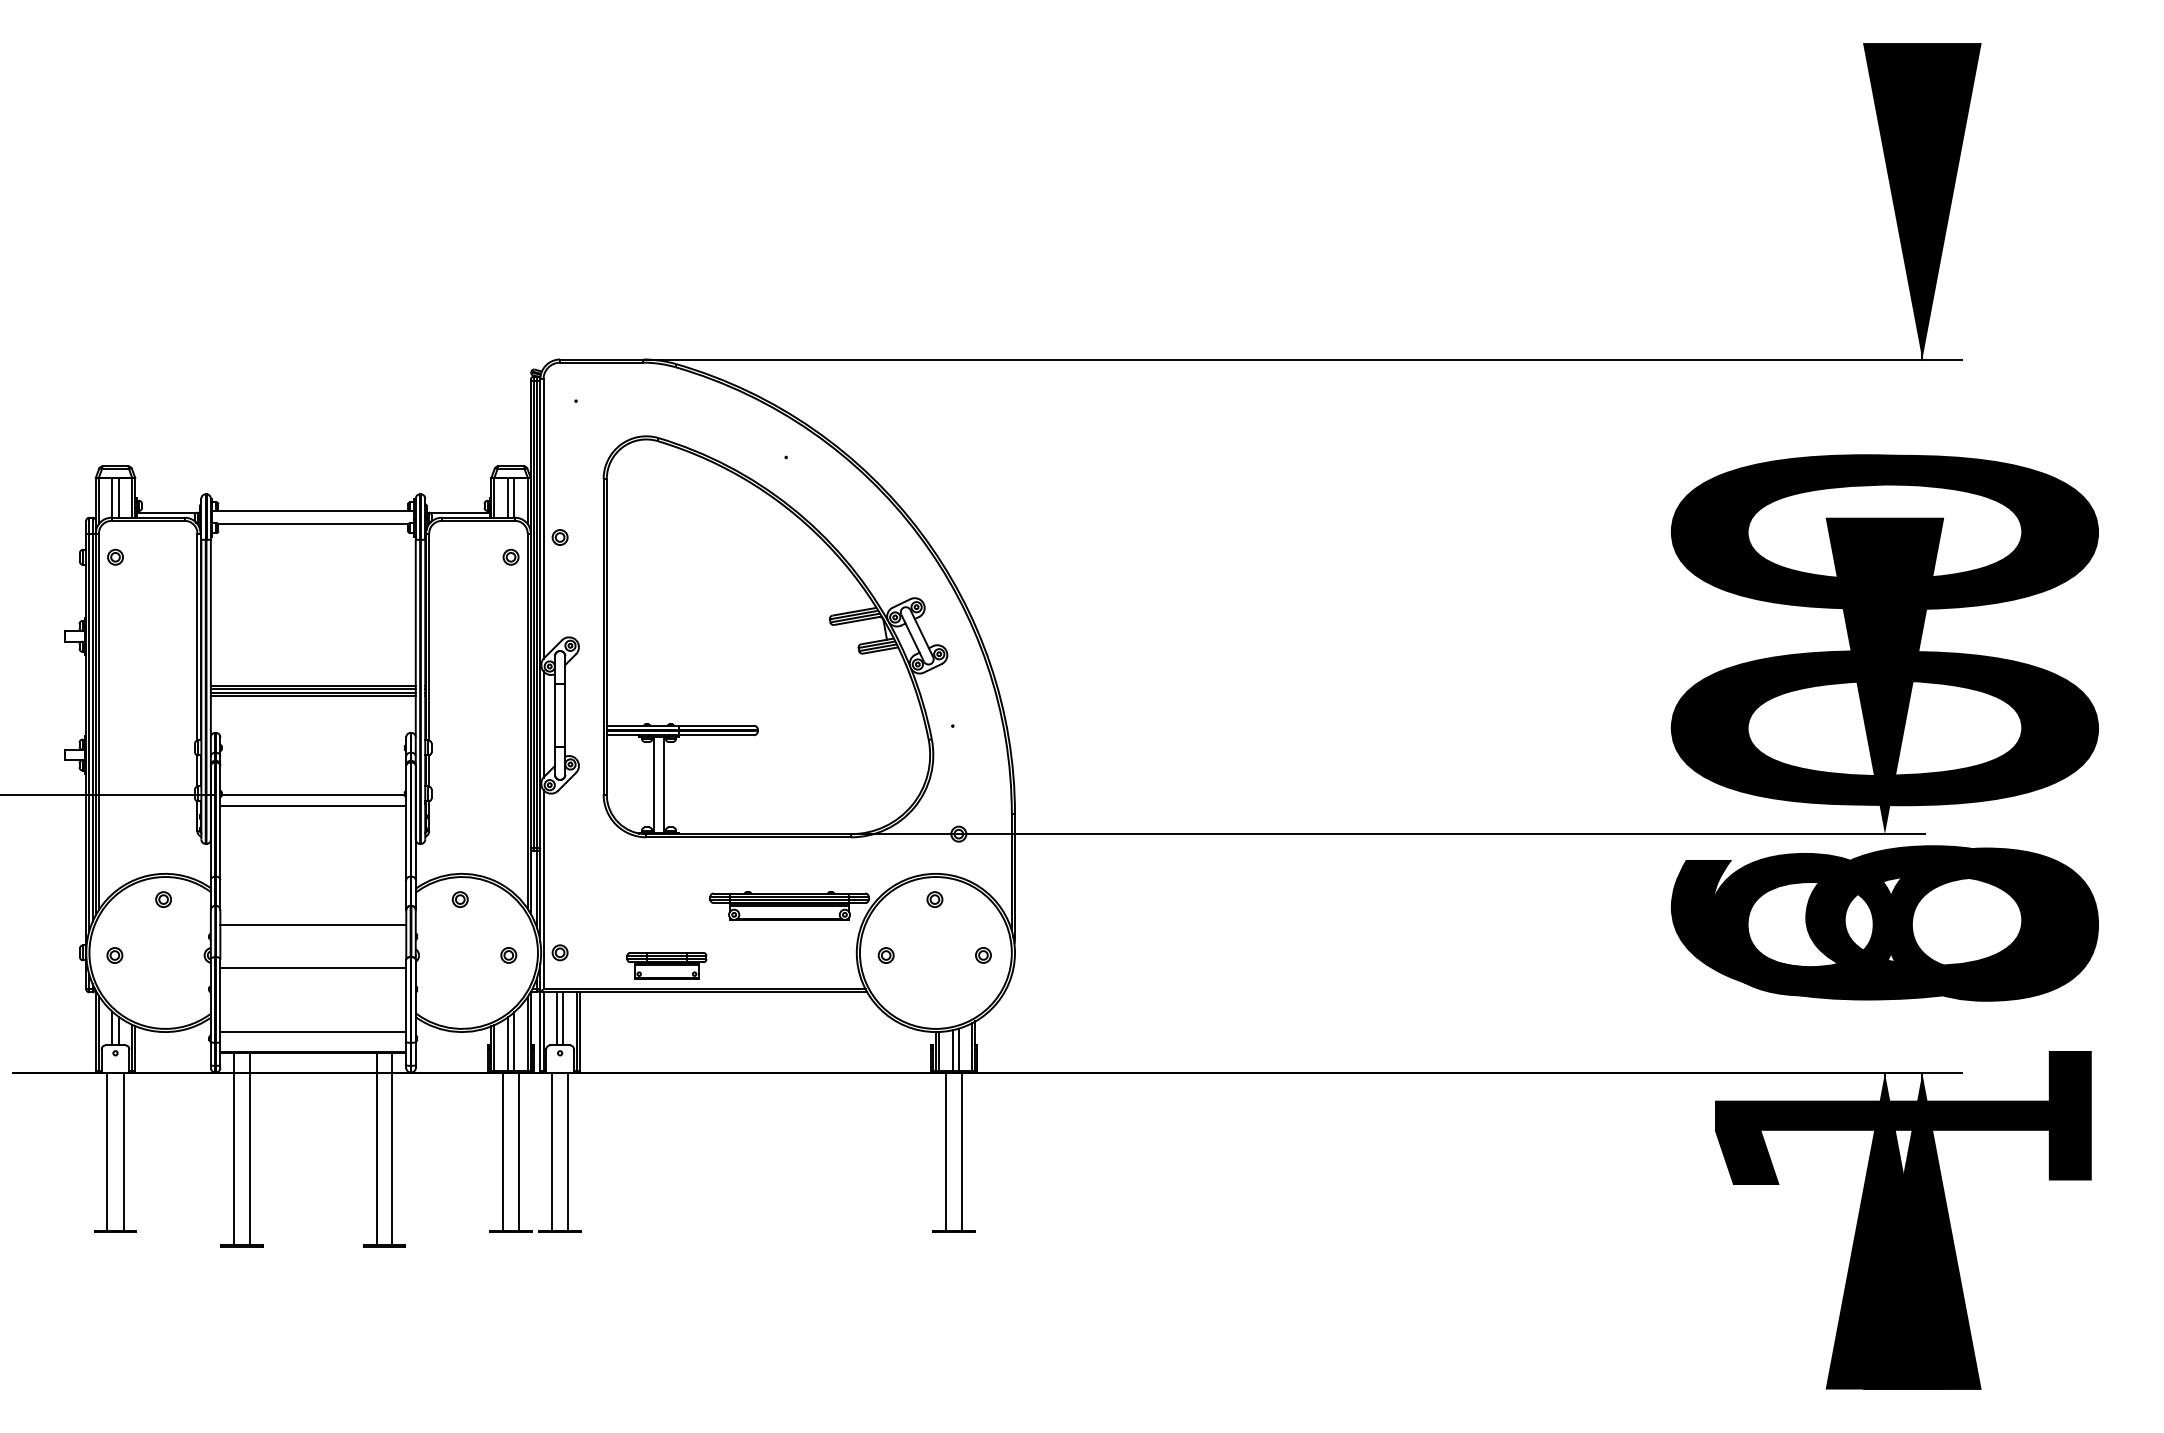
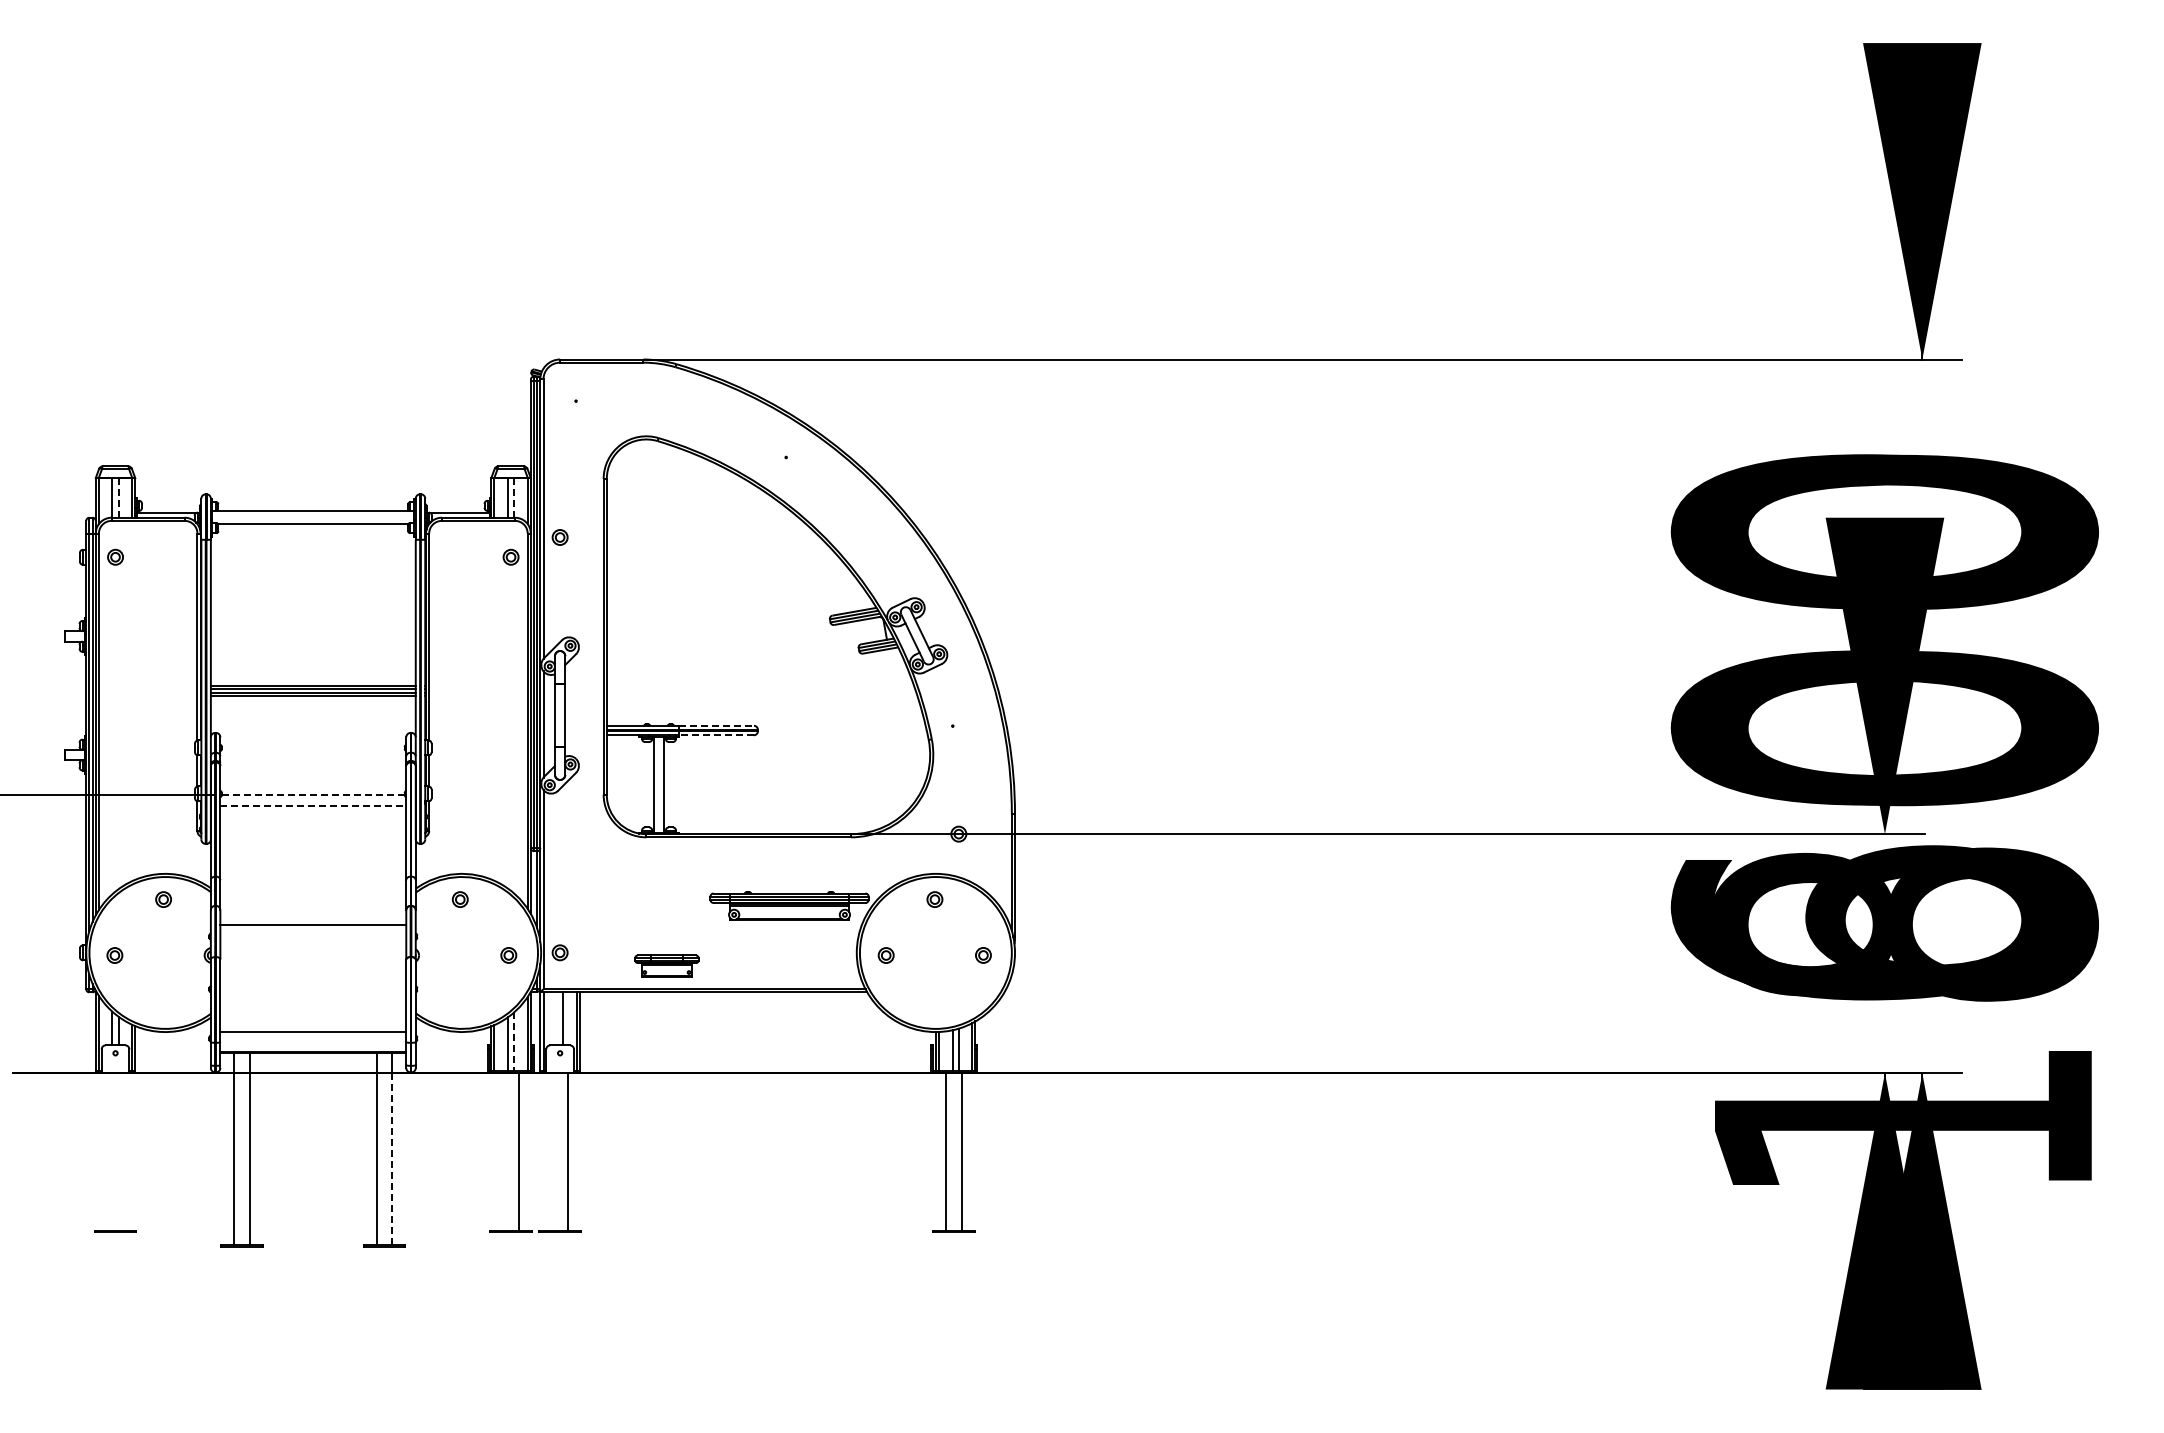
line: solid -> dashed (118, 497)
line: solid -> dashed (514, 497)
line: solid -> dashed (716, 725)
line: solid -> dashed (716, 735)
line: solid -> dashed (313, 794)
line: solid -> dashed (313, 806)
part size: 82x28 px -> 66x24 px (666, 965)
line: present -> none (313, 967)
line: present -> none (556, 1018)
line: solid -> dashed (514, 1041)
line: present -> none (107, 1152)
line: present -> none (123, 1152)
line: present -> none (502, 1152)
line: present -> none (551, 1152)
line: solid -> dashed (392, 1159)
